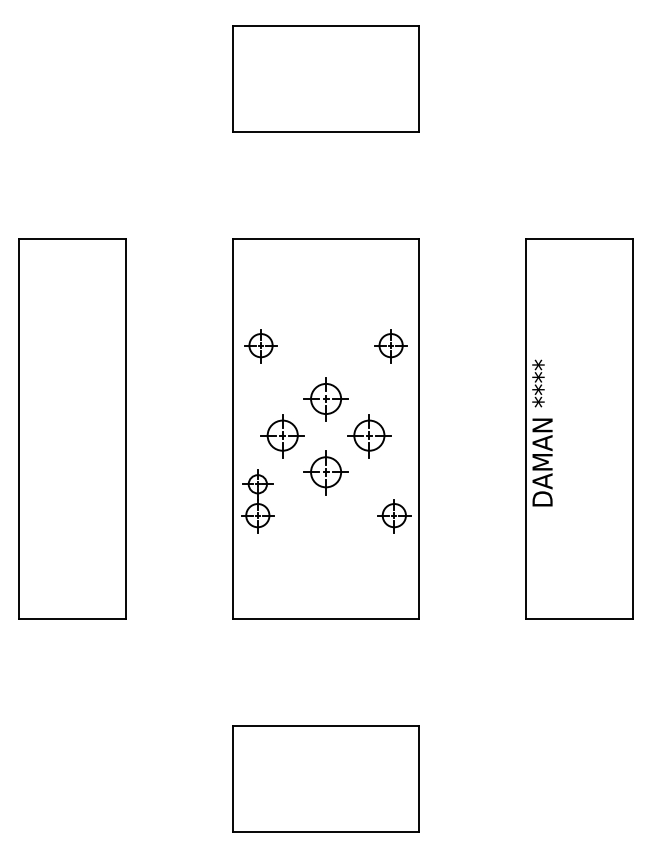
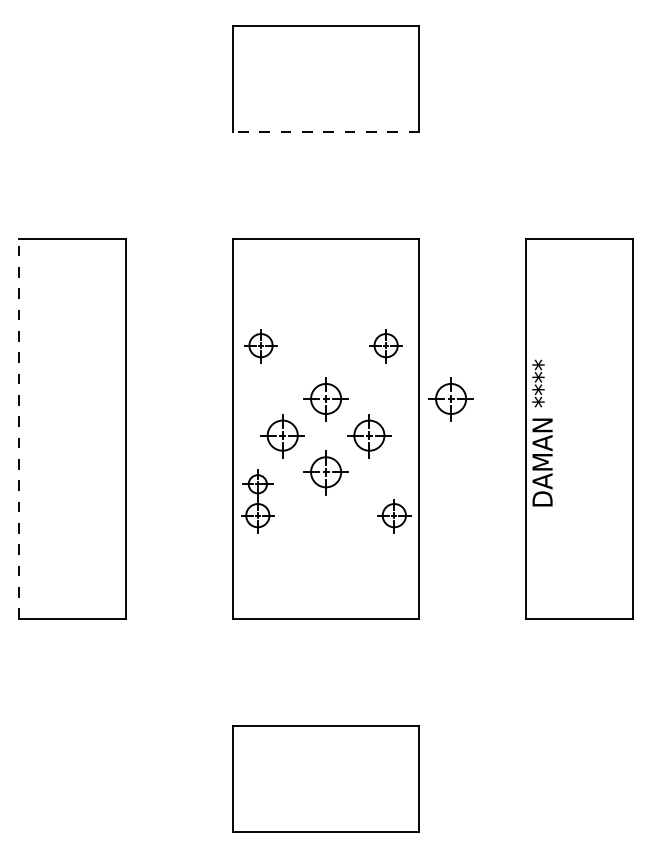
line: solid -> dashed (325, 132)
part position: (390, 346) -> (385, 346) (385, 346)
part: none -> present (450, 399)
line: solid -> dashed (19, 429)
